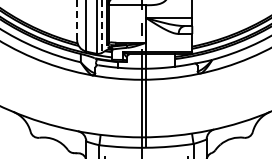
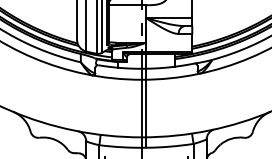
line: dashed -> solid (77, 20)
line: dashed -> solid (102, 26)
